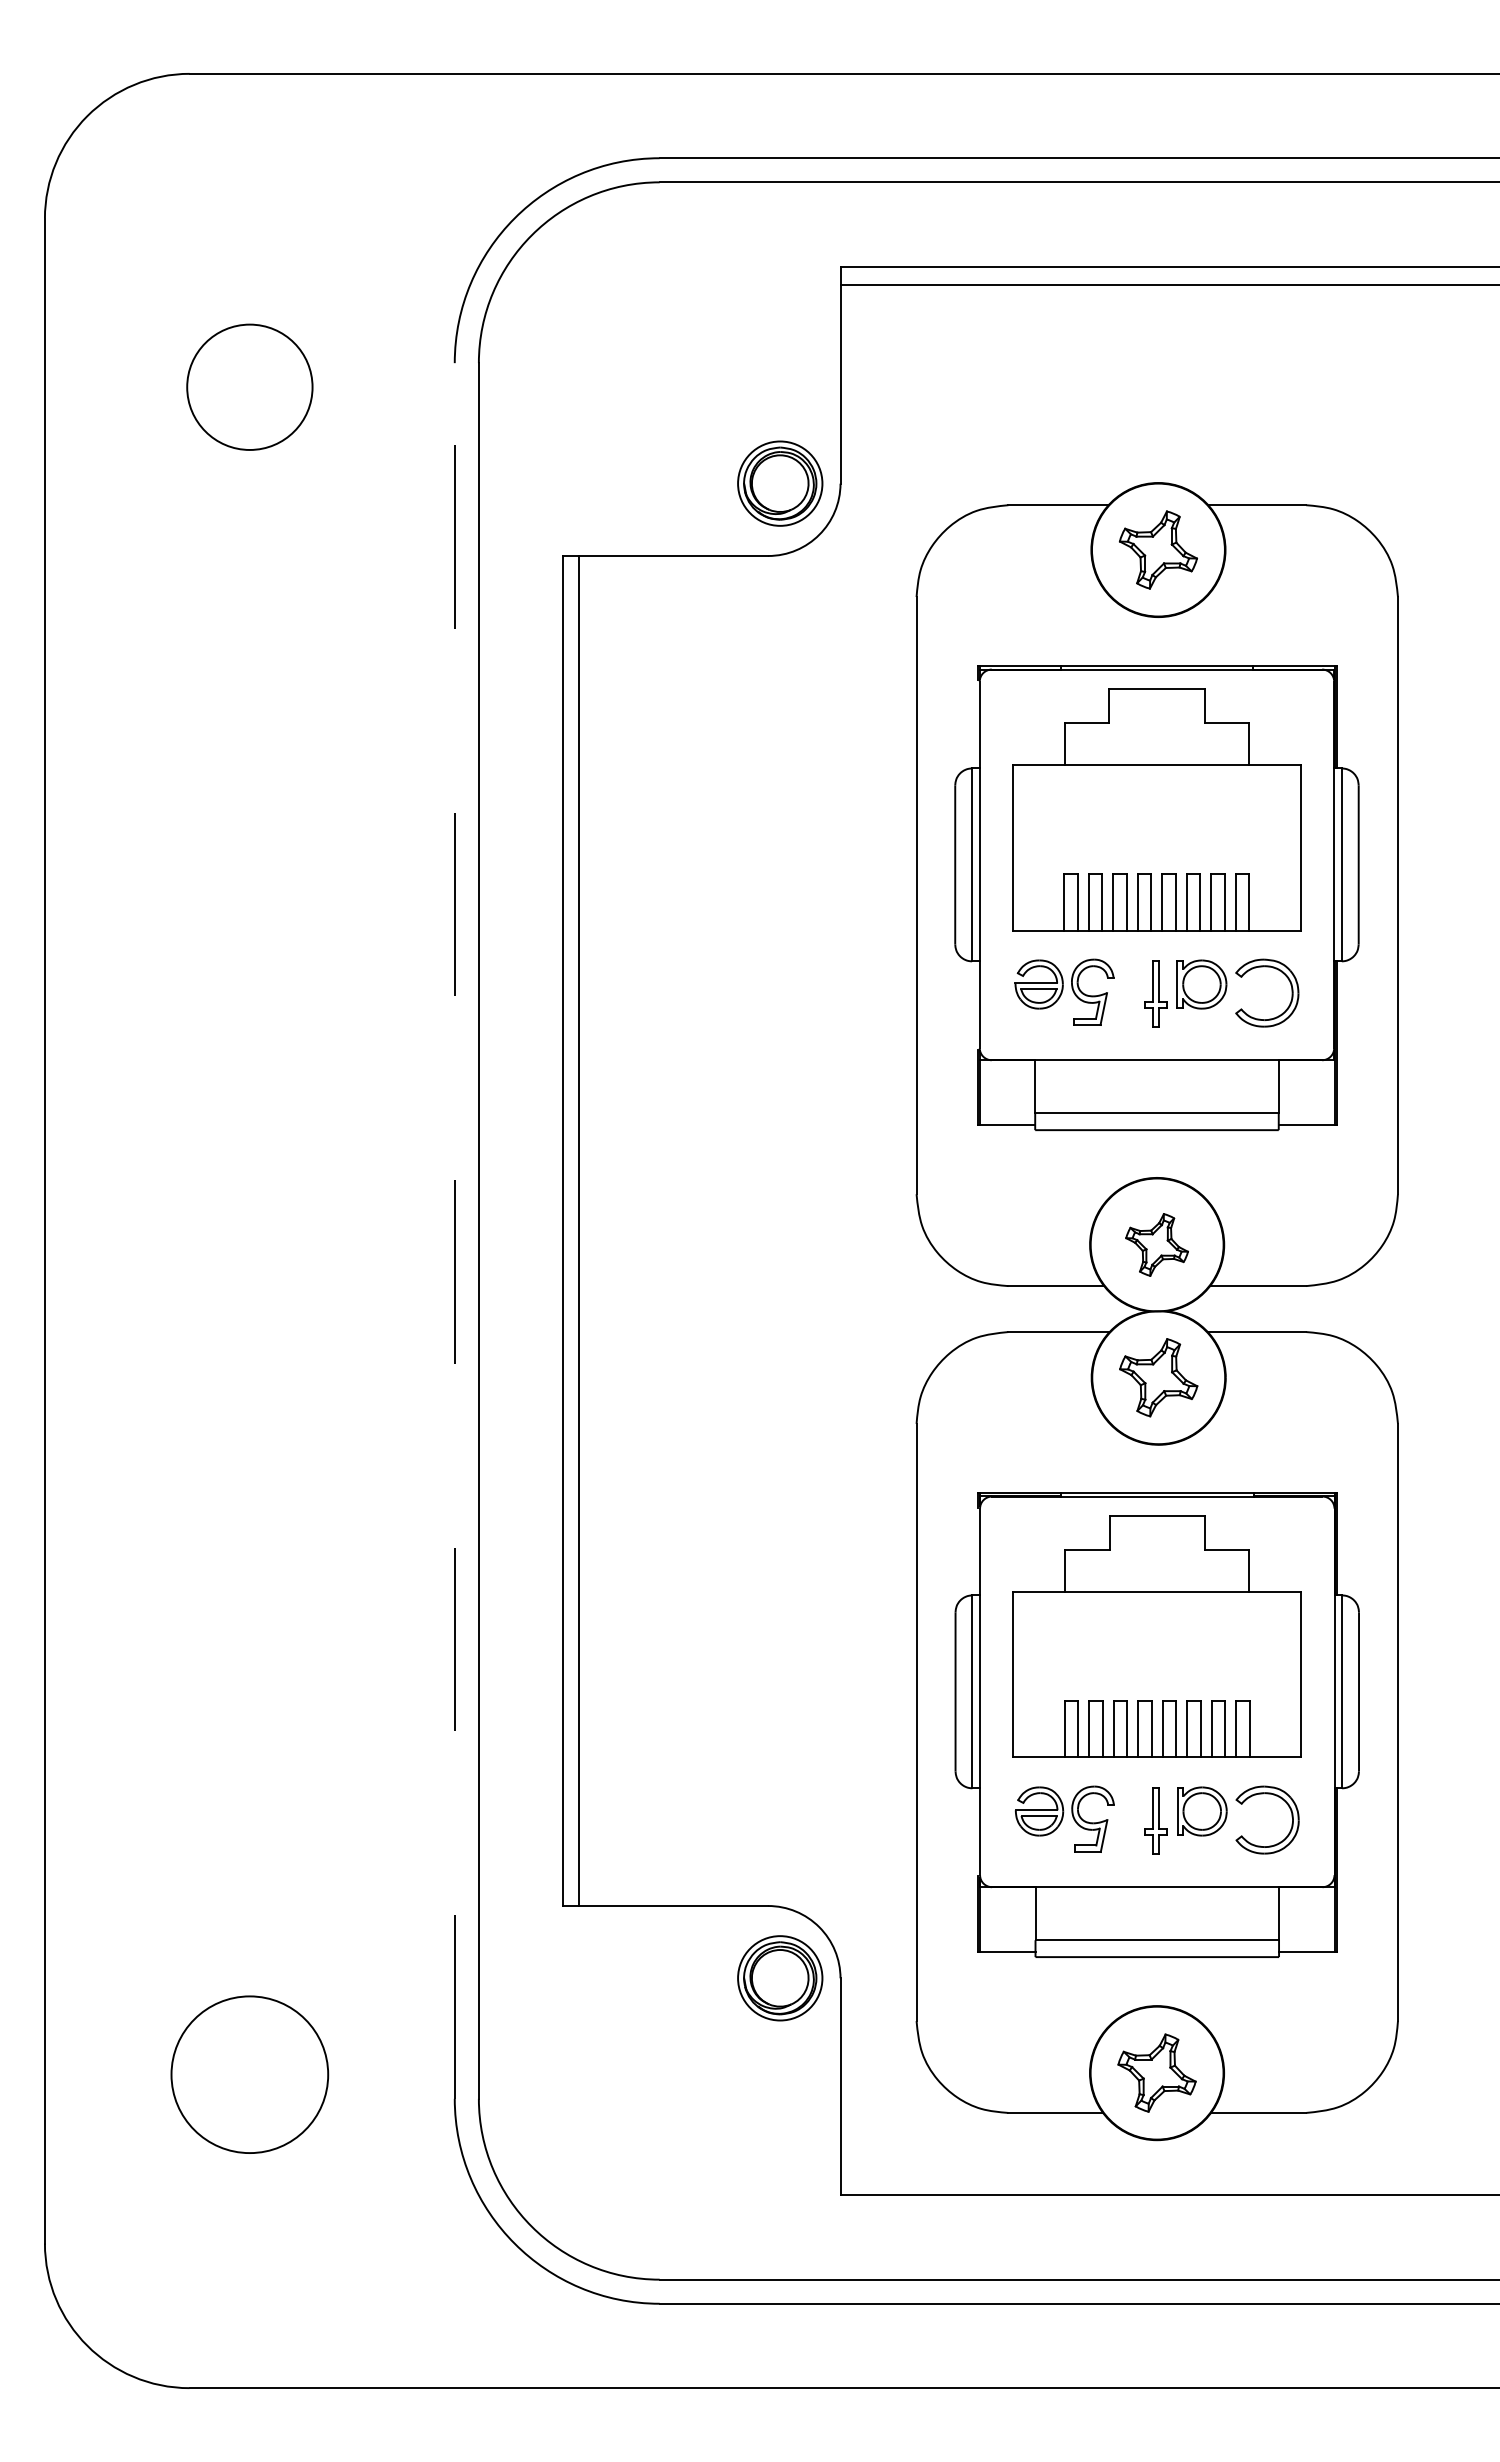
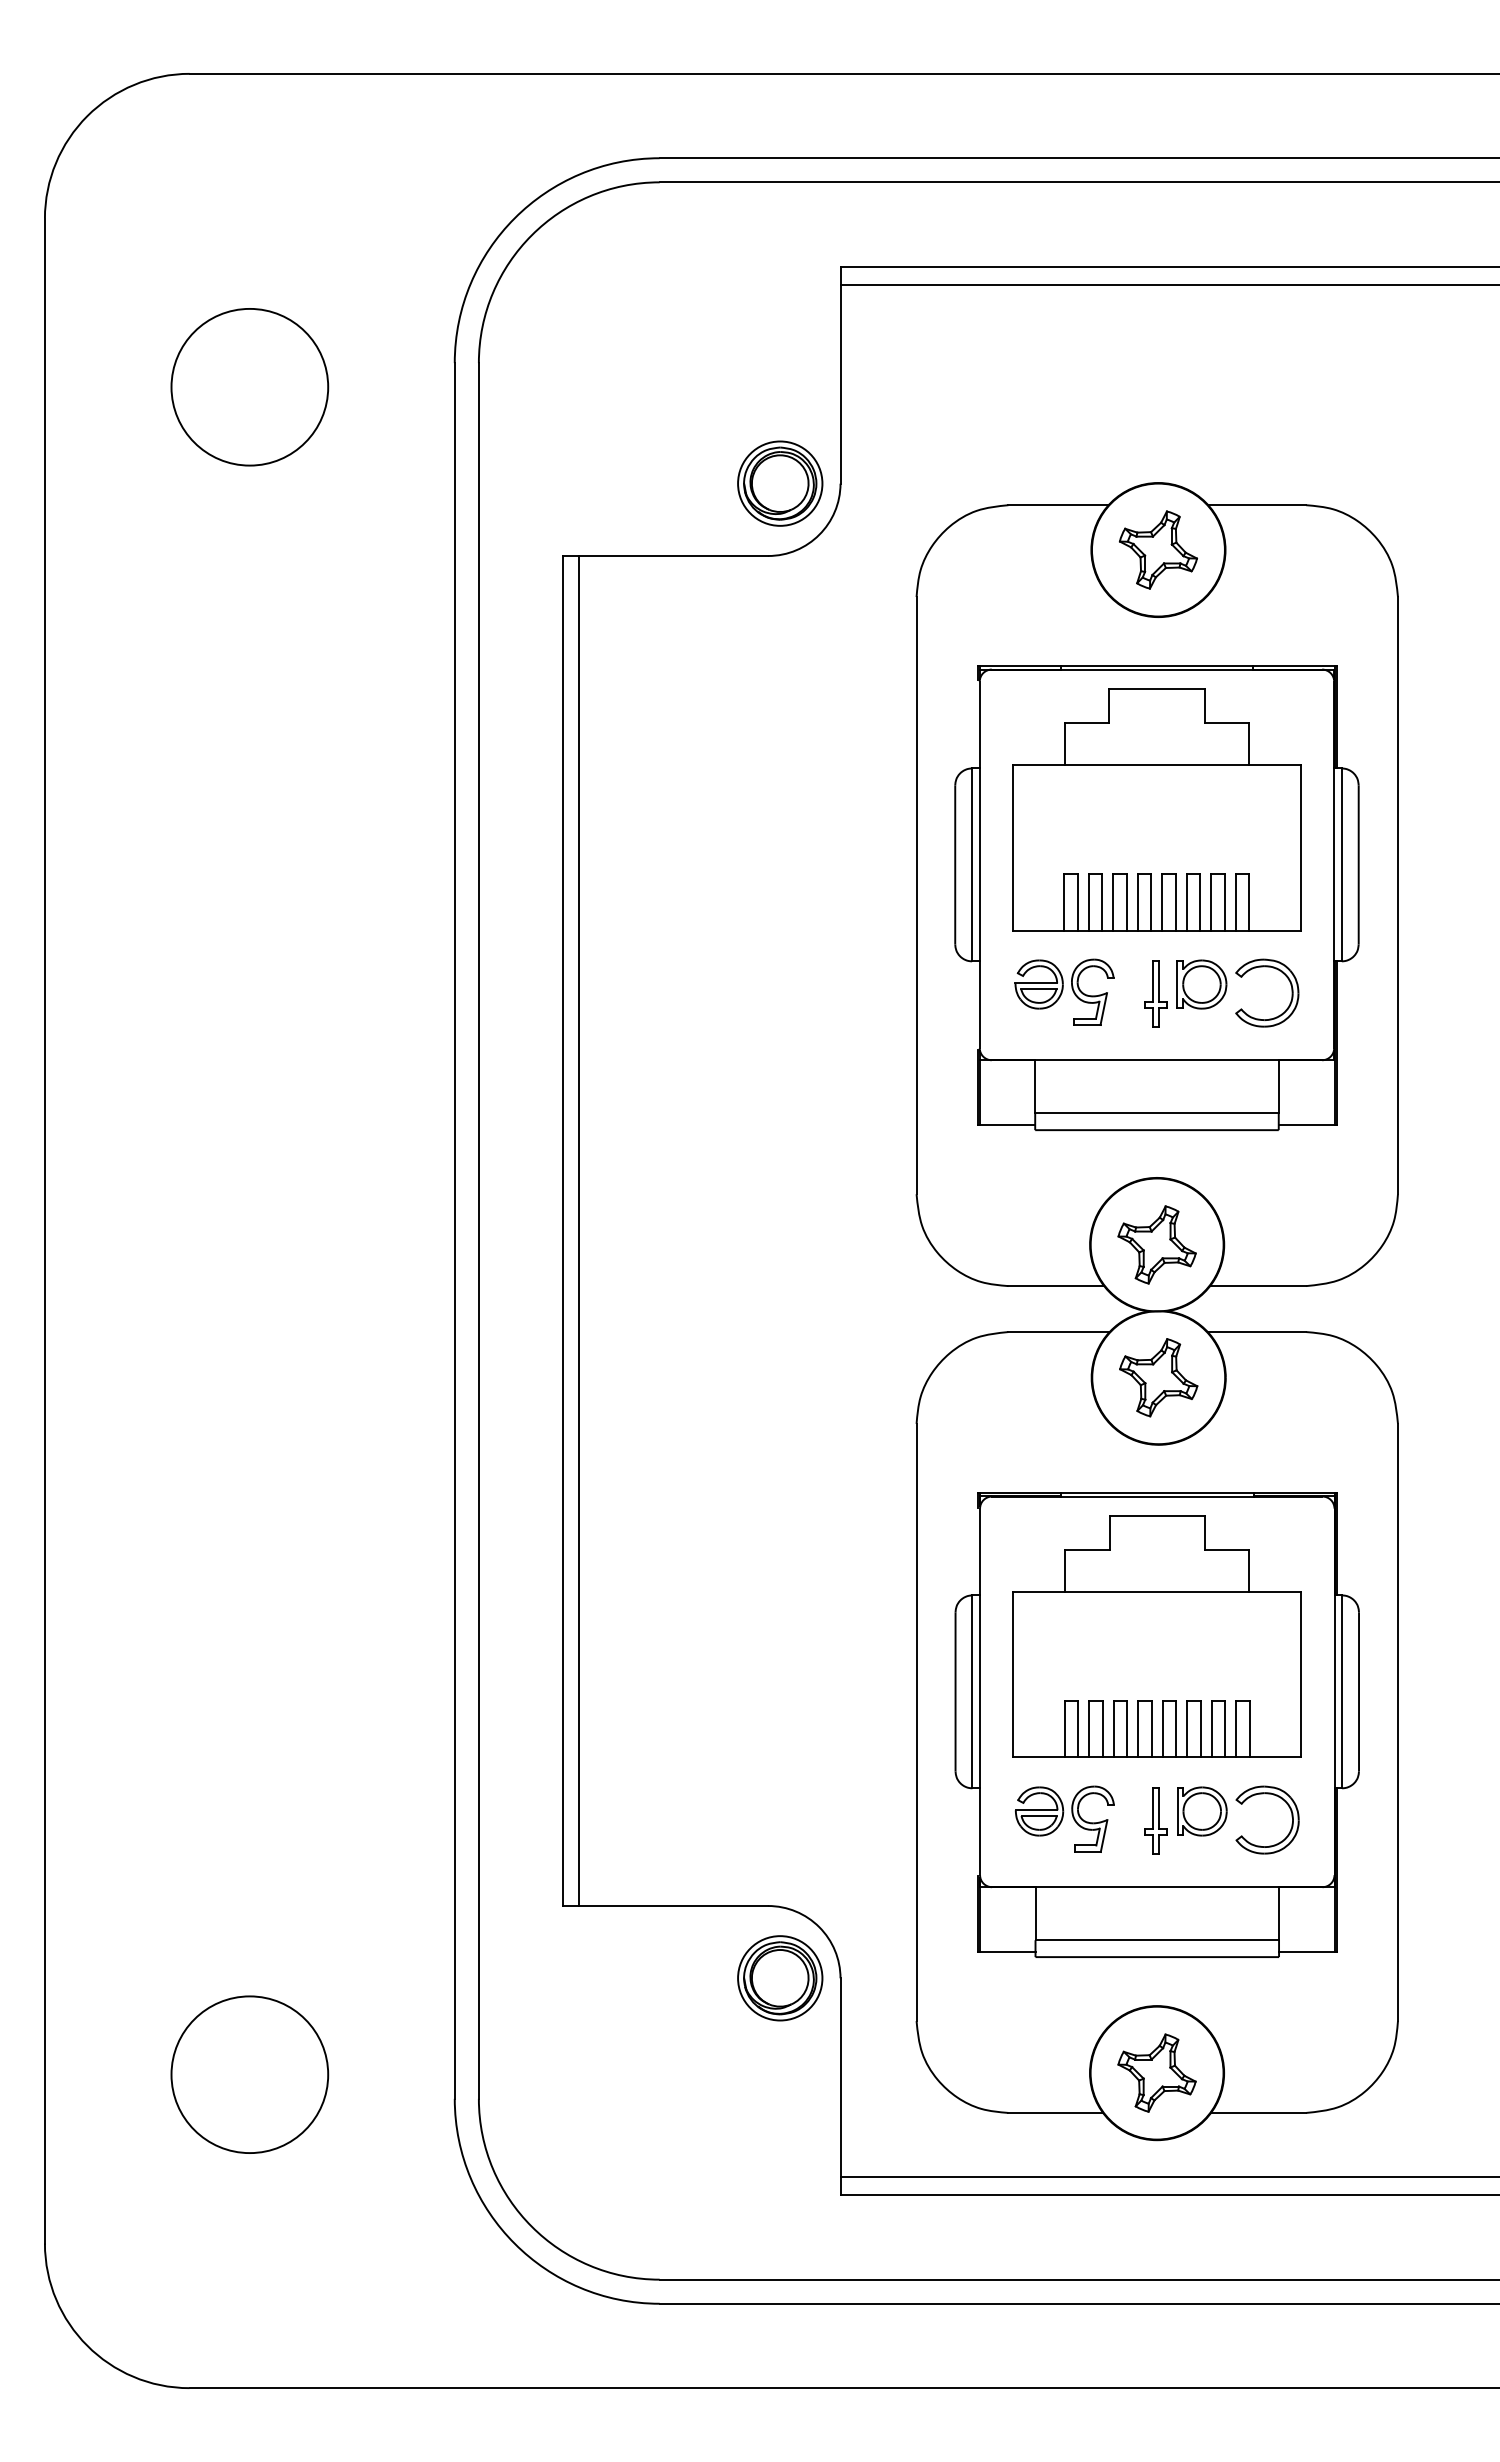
circle size: 128x128 px -> 160x159 px (249, 387)
line: dashed -> solid (454, 1231)
part size: 64x64 px -> 80x80 px (1156, 1244)
line: none -> present (1168, 2177)
